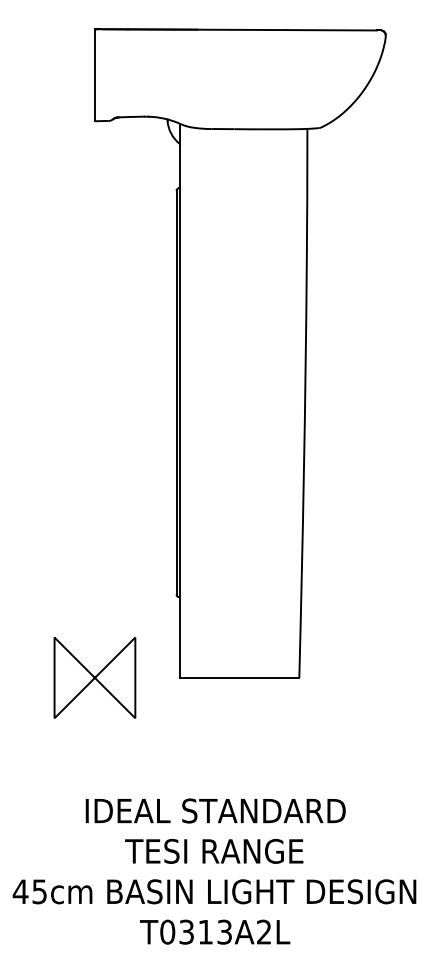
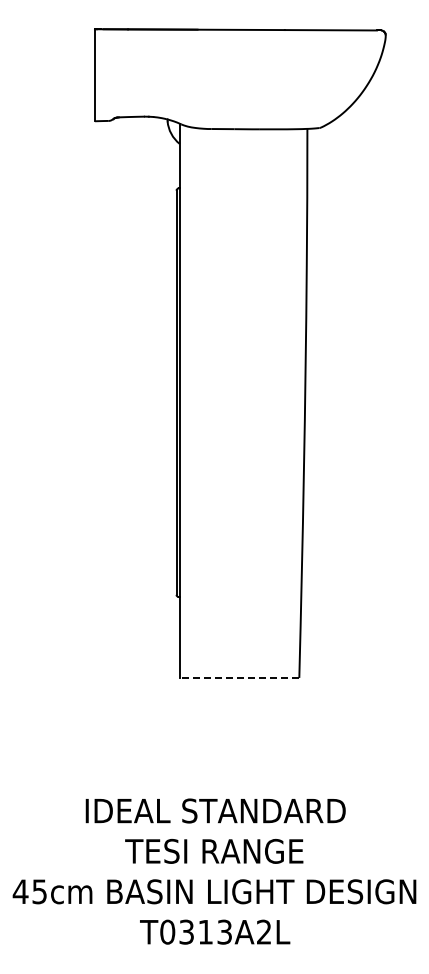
part: present -> none (94, 677)
line: solid -> dashed (239, 677)
